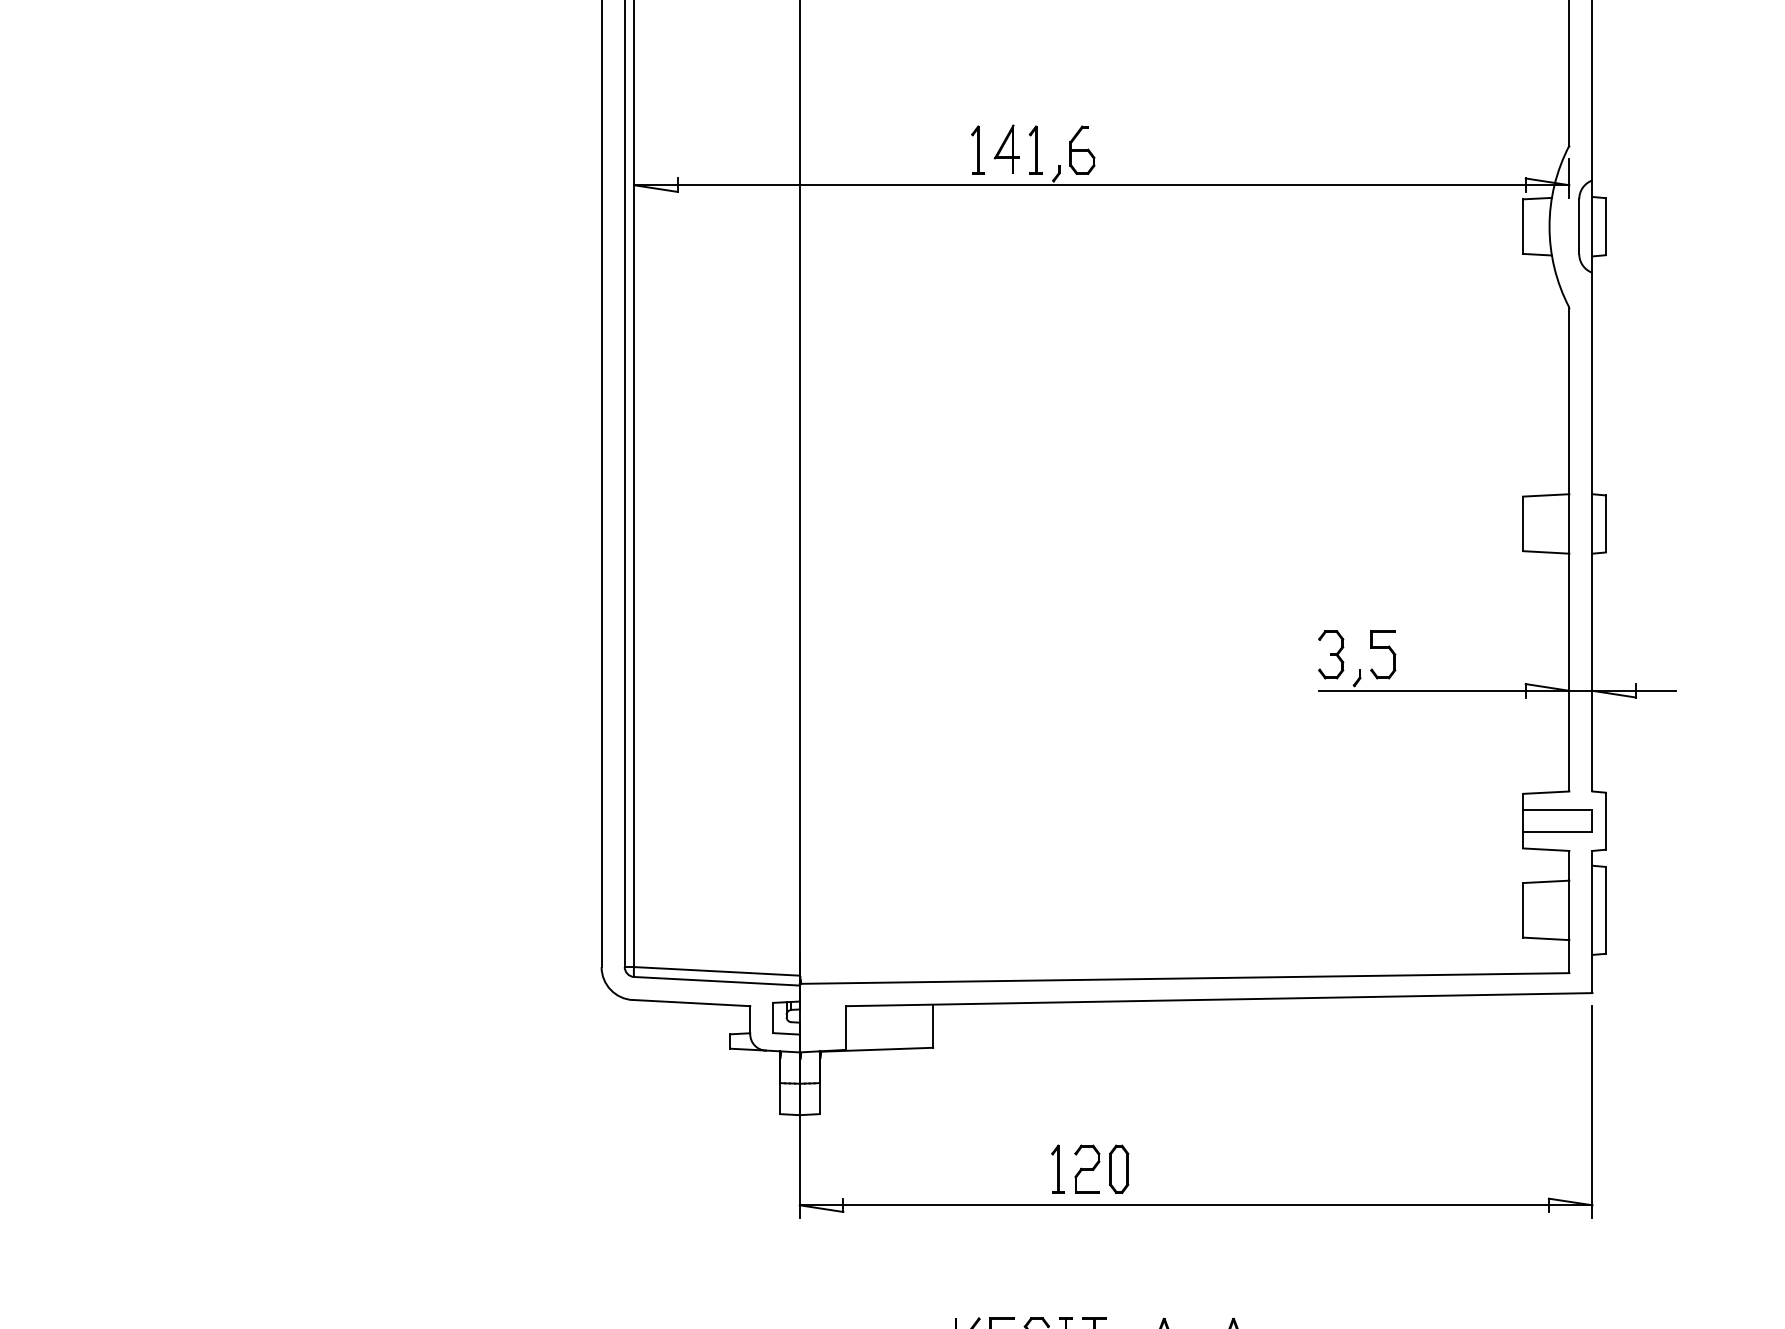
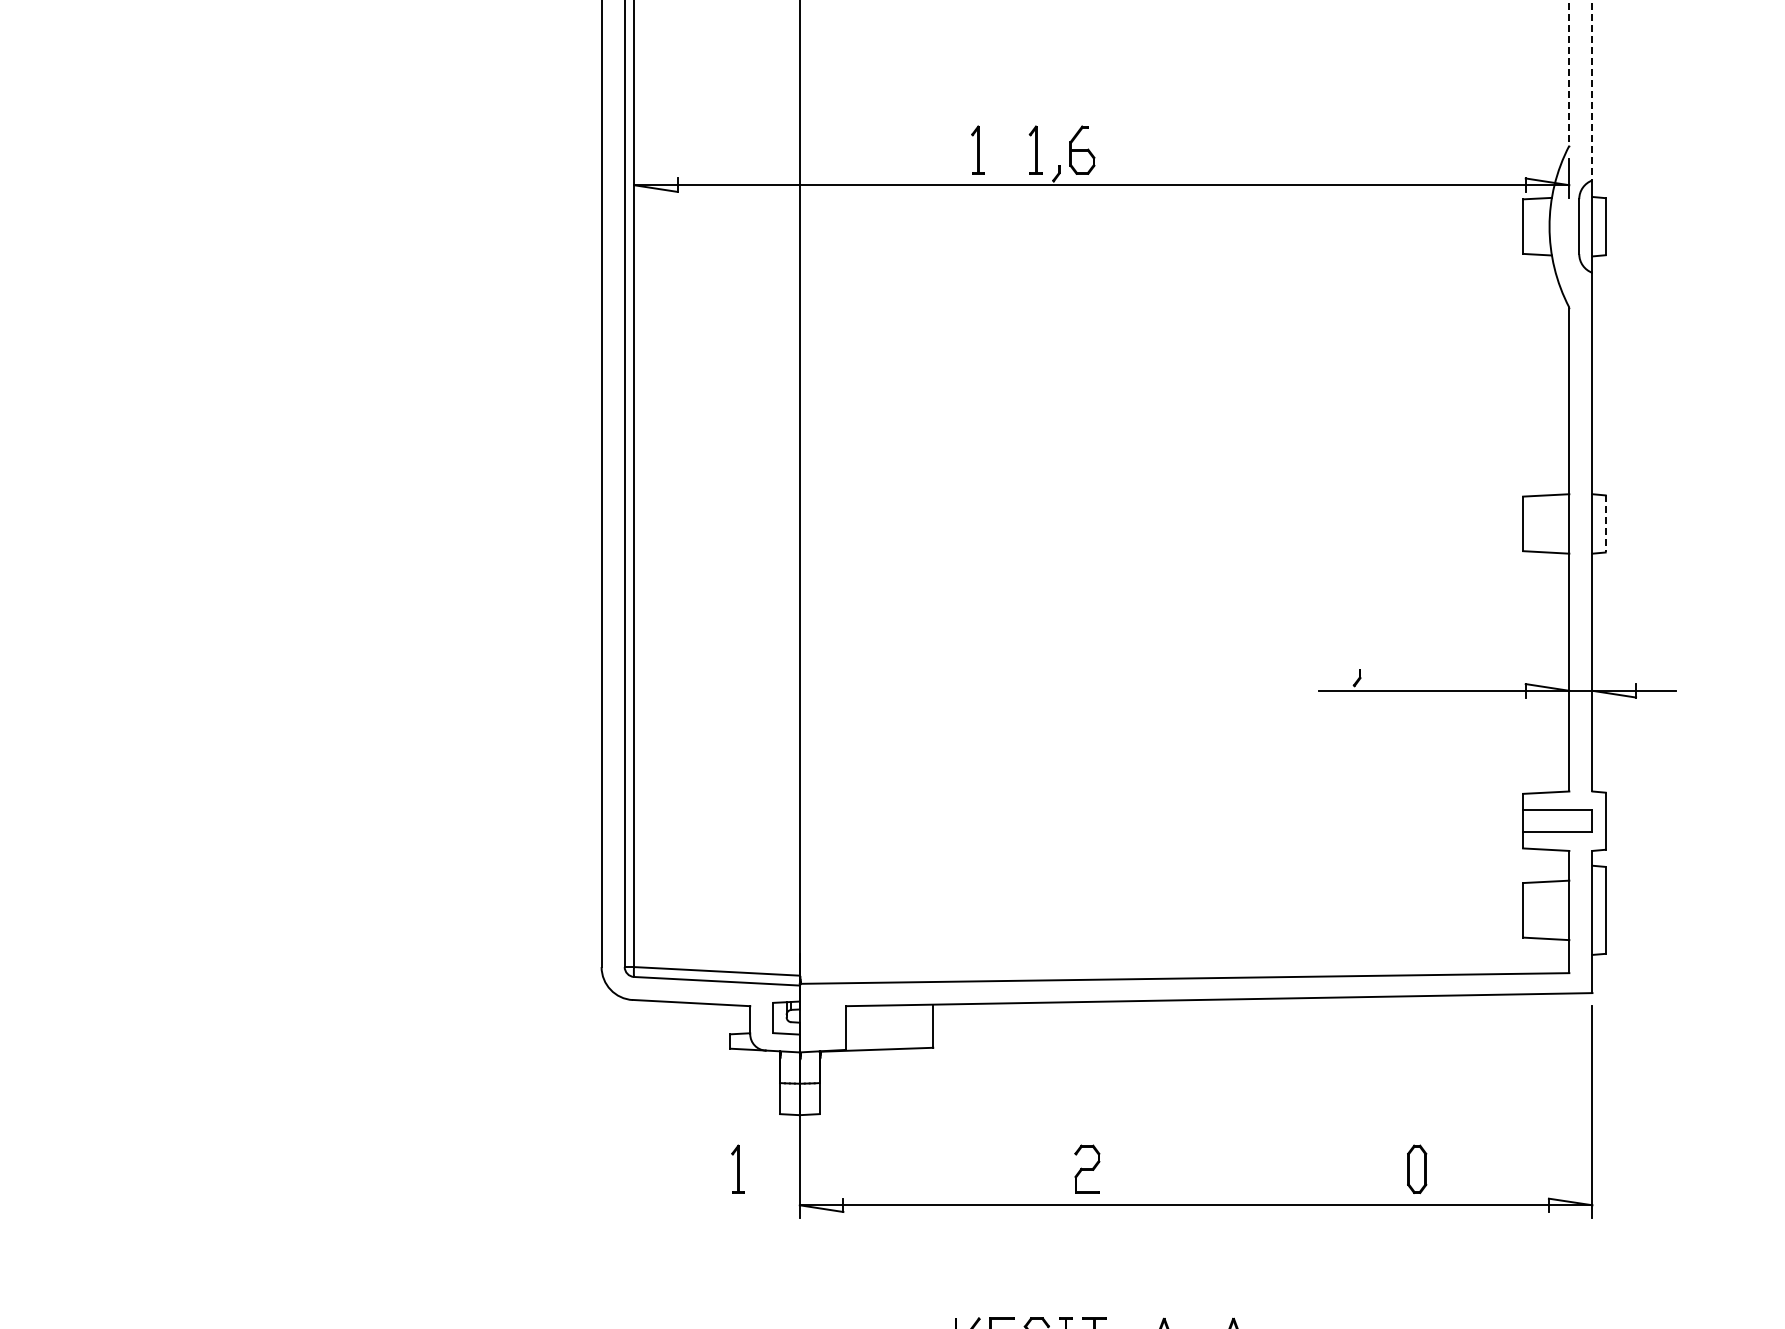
line: solid -> dashed (1569, 73)
line: solid -> dashed (1592, 90)
part: present -> none (1006, 148)
line: solid -> dashed (1605, 523)
part: present -> none (1331, 654)
part: present -> none (1383, 654)
part position: (1057, 1168) -> (737, 1168) (737, 1168)
part position: (1119, 1168) -> (1417, 1168) (1417, 1168)
